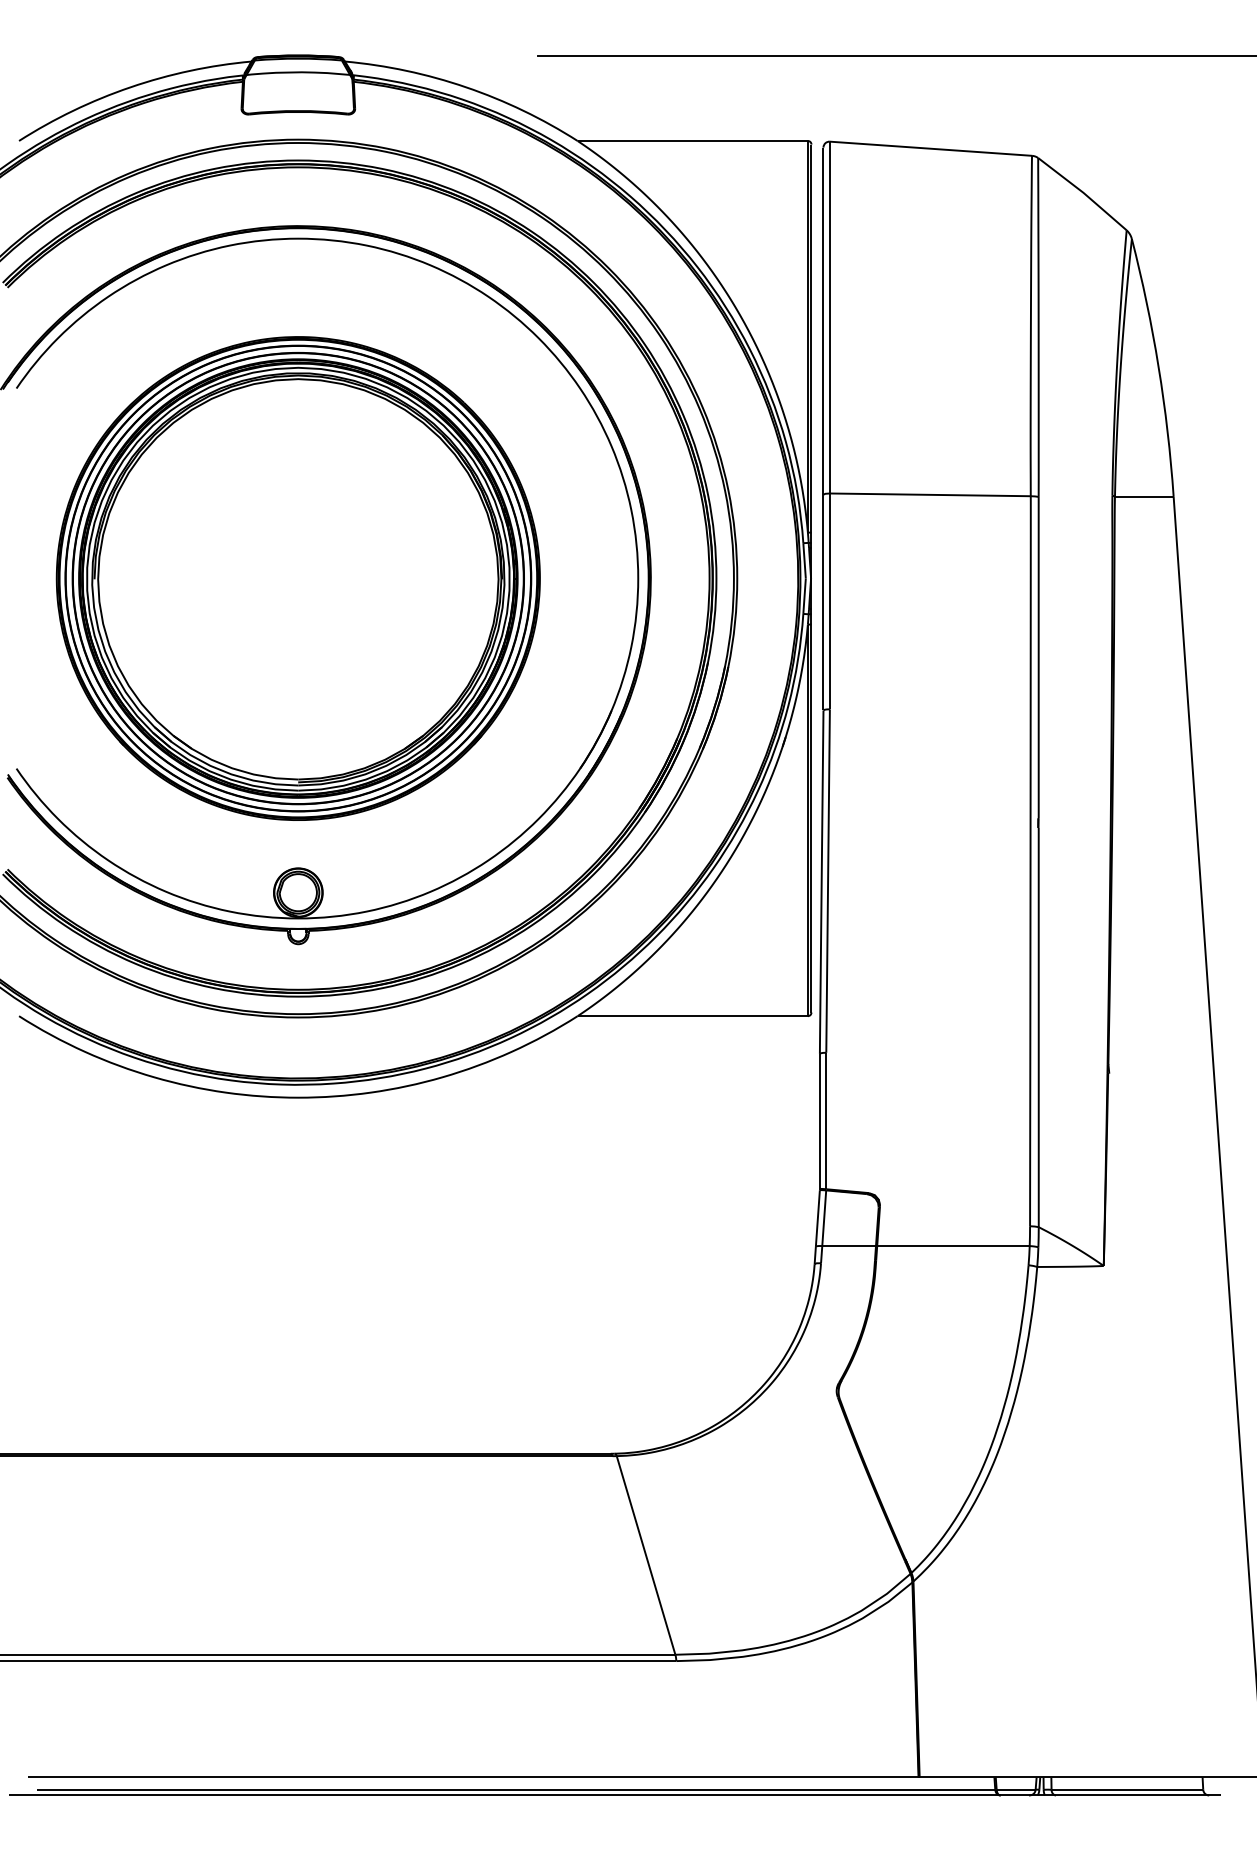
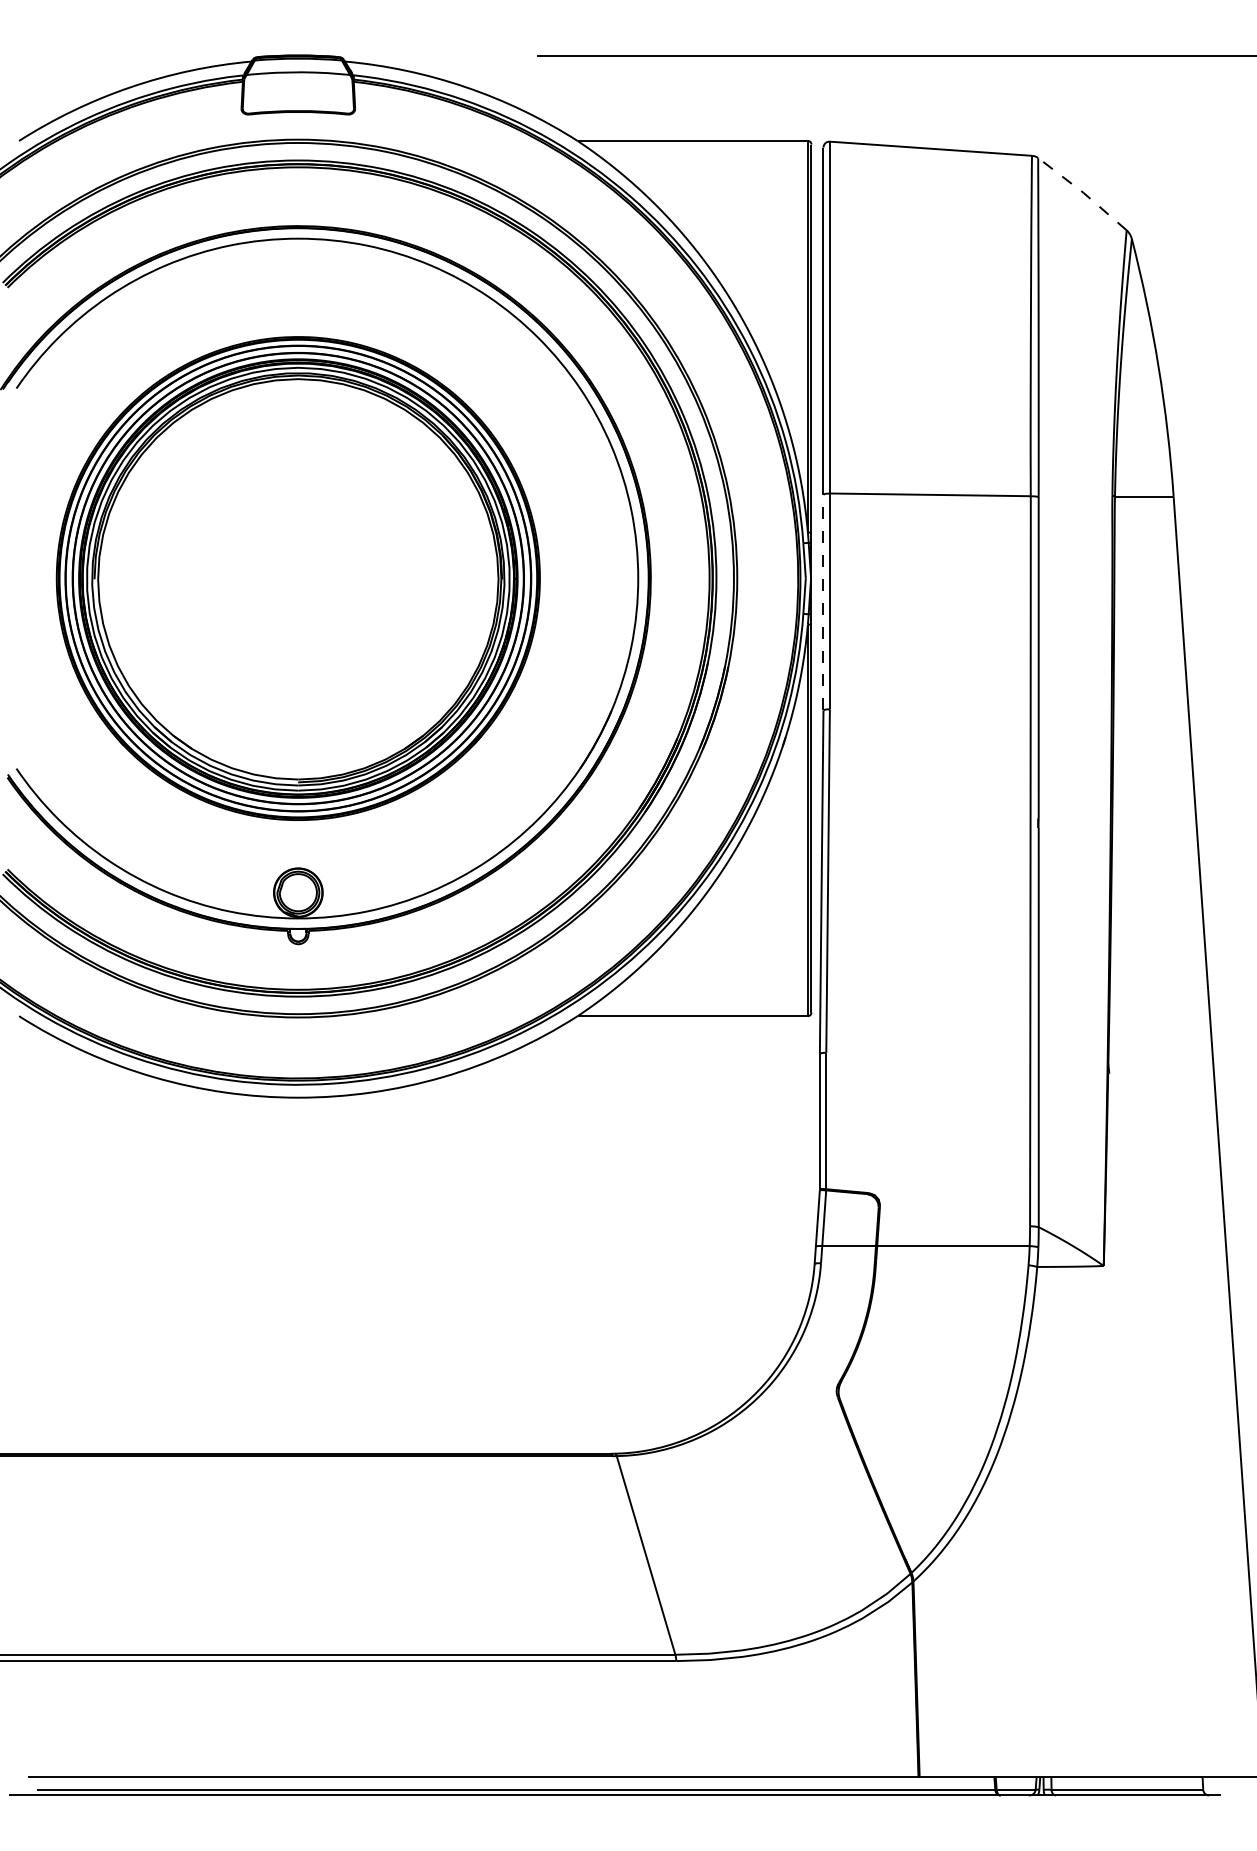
line: solid -> dashed (1083, 192)
line: solid -> dashed (823, 602)
